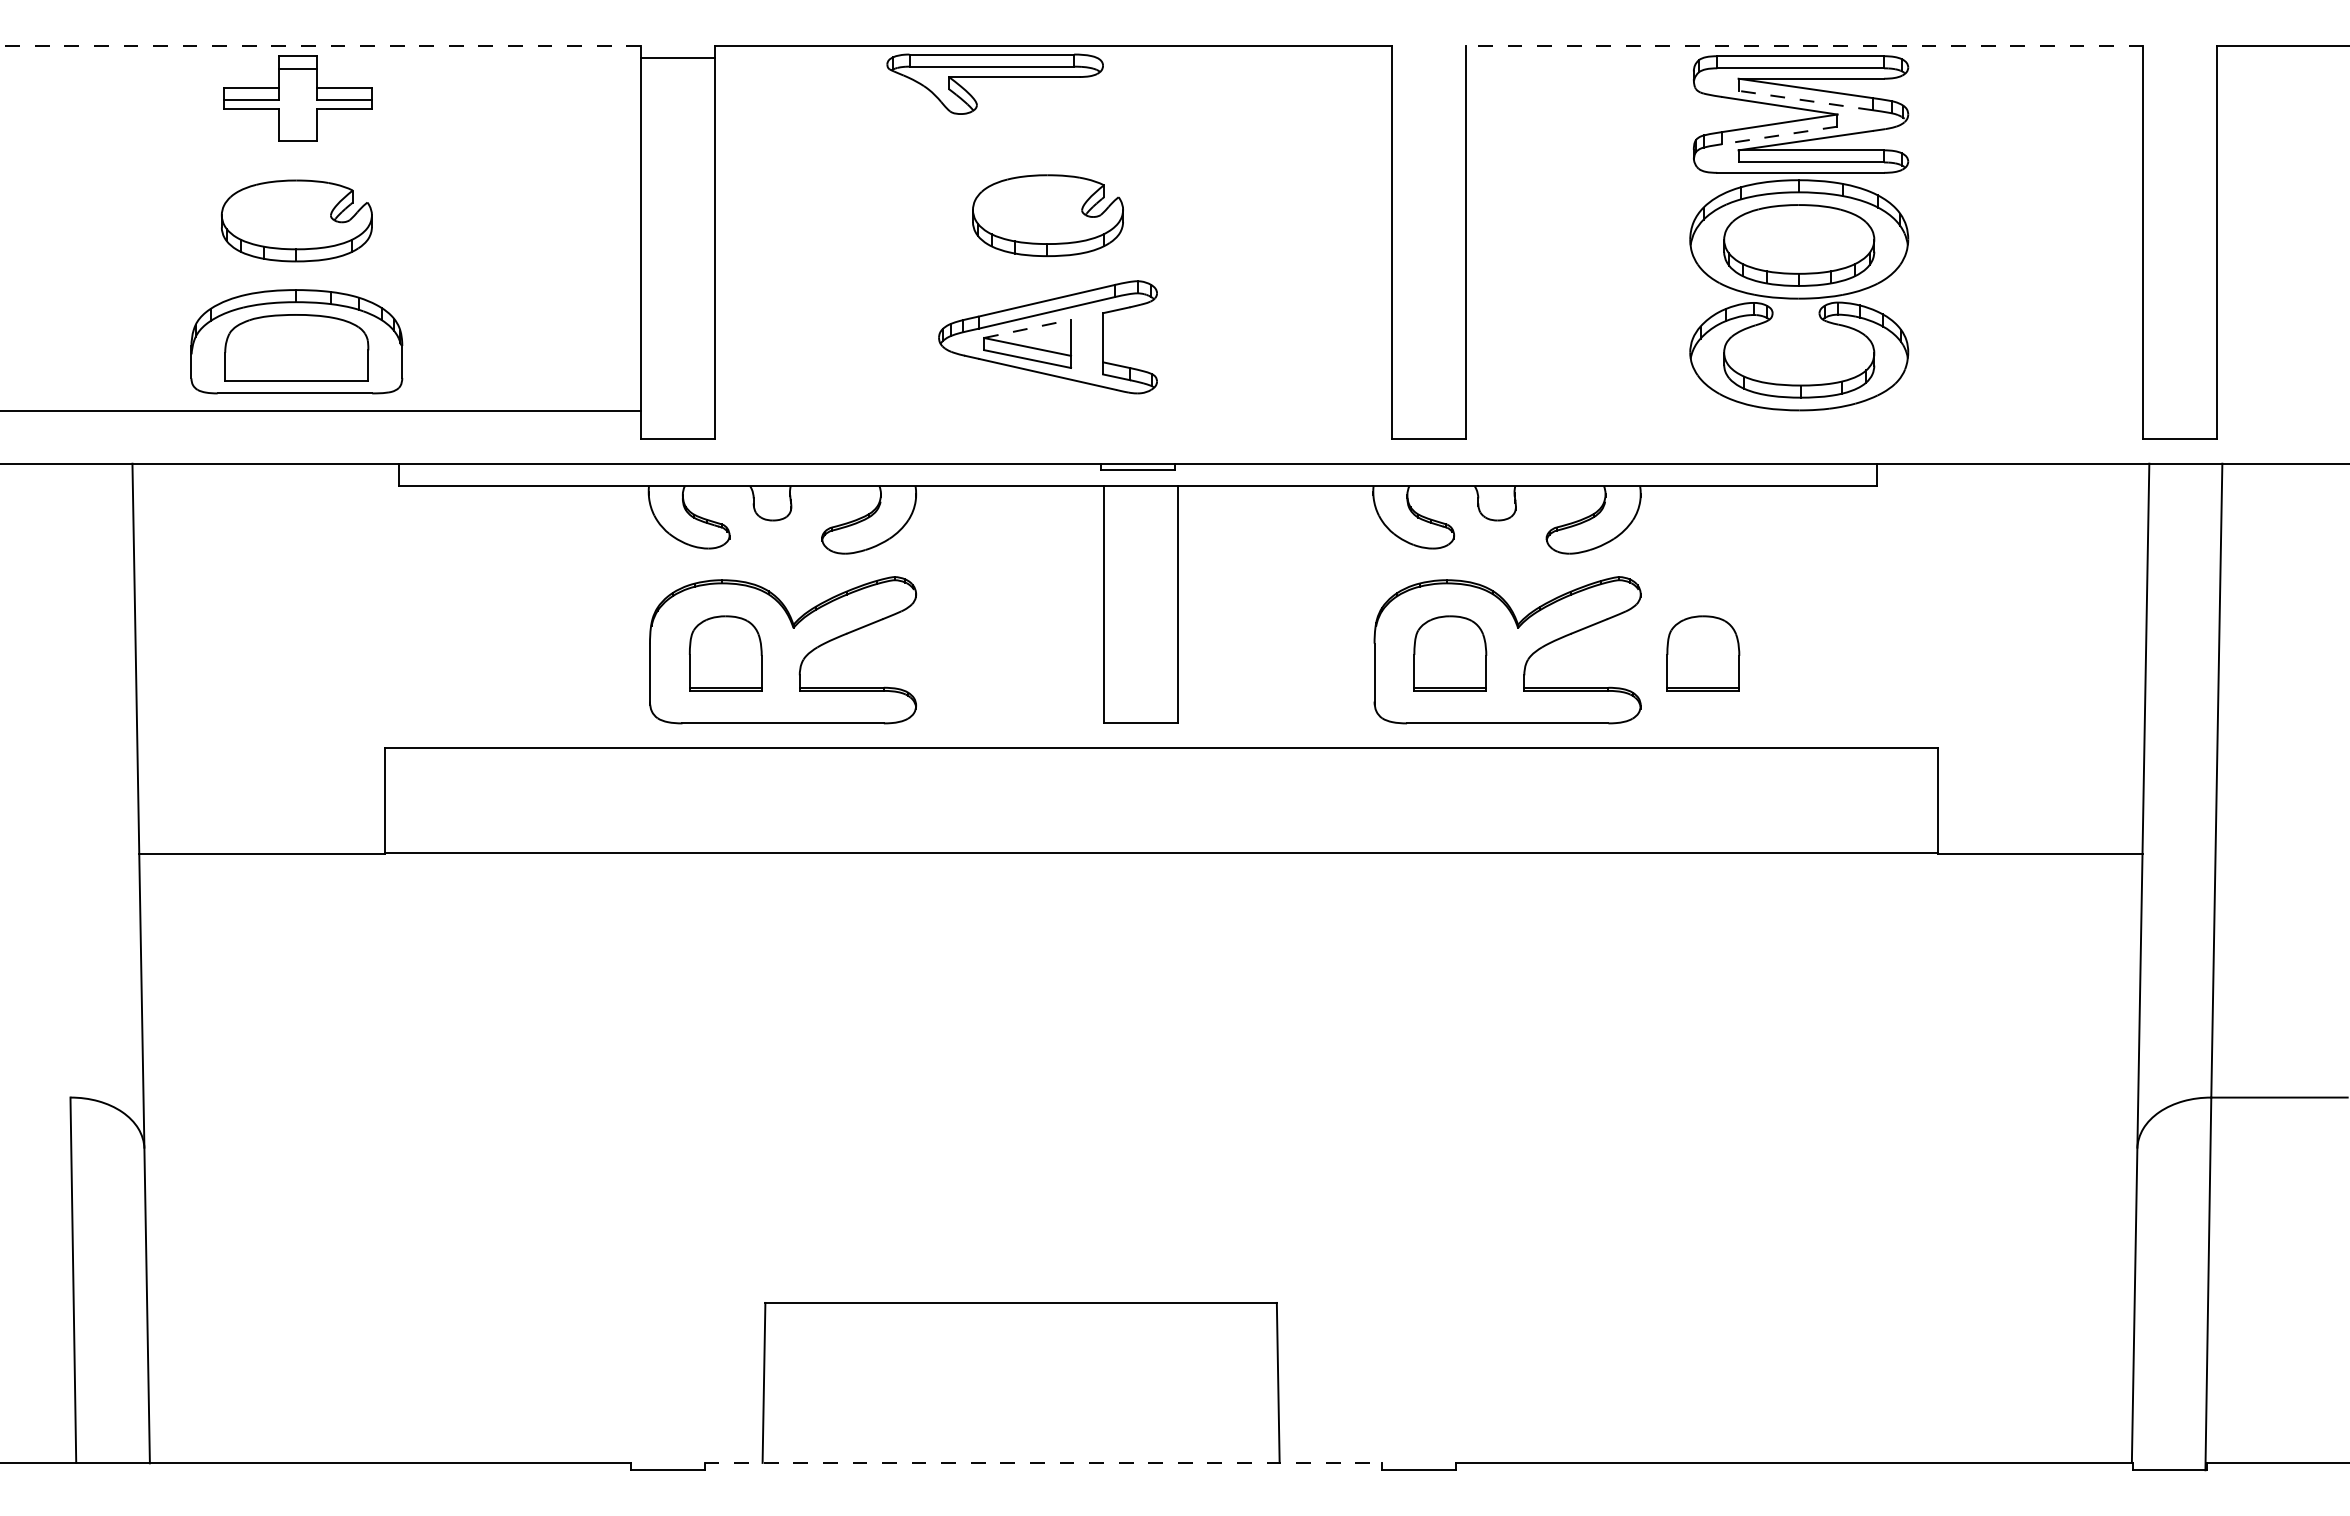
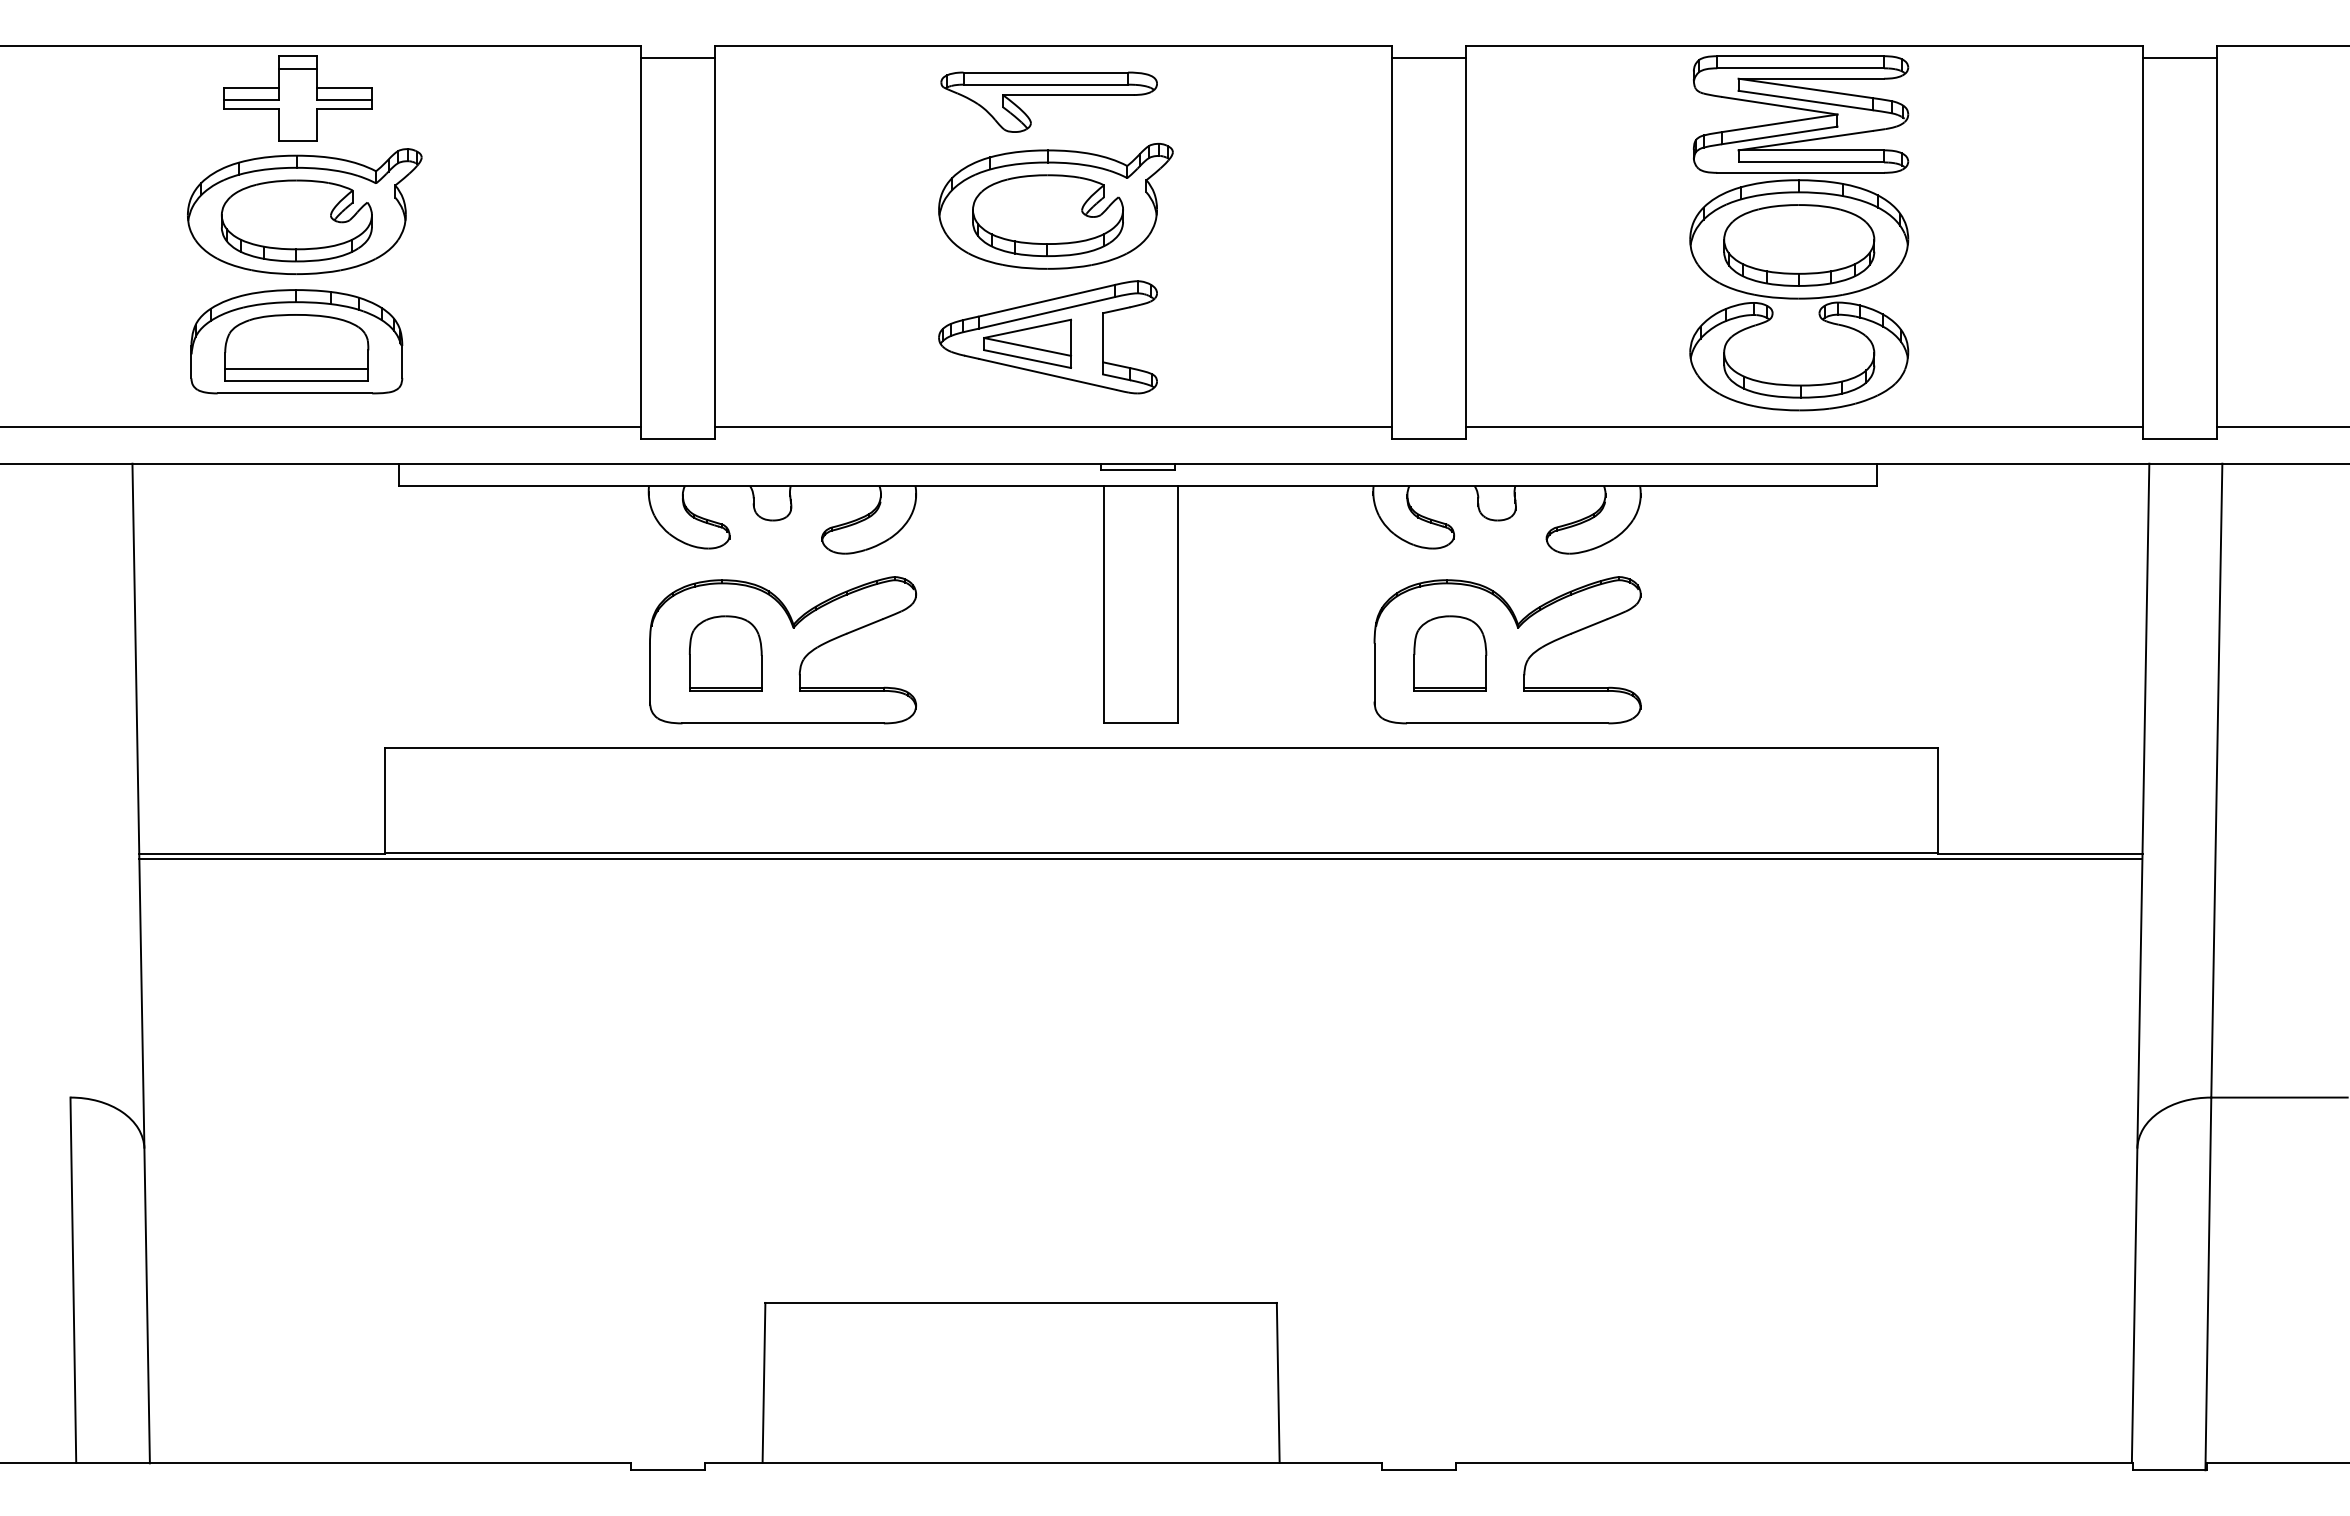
line: dashed -> solid (320, 45)
line: dashed -> solid (1804, 45)
line: none -> present (1429, 57)
line: none -> present (2180, 57)
part position: (994, 83) -> (1048, 101) (1048, 101)
line: dashed -> solid (1805, 100)
line: dashed -> solid (1779, 135)
part: none -> present (1055, 206)
part: none -> present (304, 211)
line: dashed -> solid (1028, 328)
line: none -> present (296, 368)
line position: (321, 411) -> (321, 427) (321, 427)
line: none -> present (1053, 427)
line: none -> present (1804, 427)
line: none -> present (2281, 427)
part: present -> none (1703, 653)
line: none -> present (1140, 859)
line: dashed -> solid (1043, 1462)
